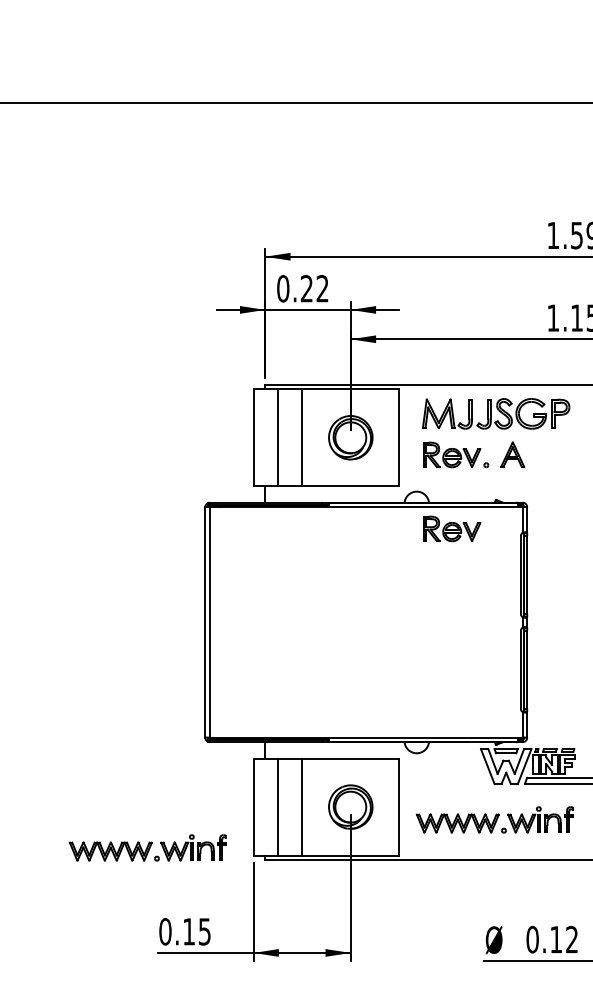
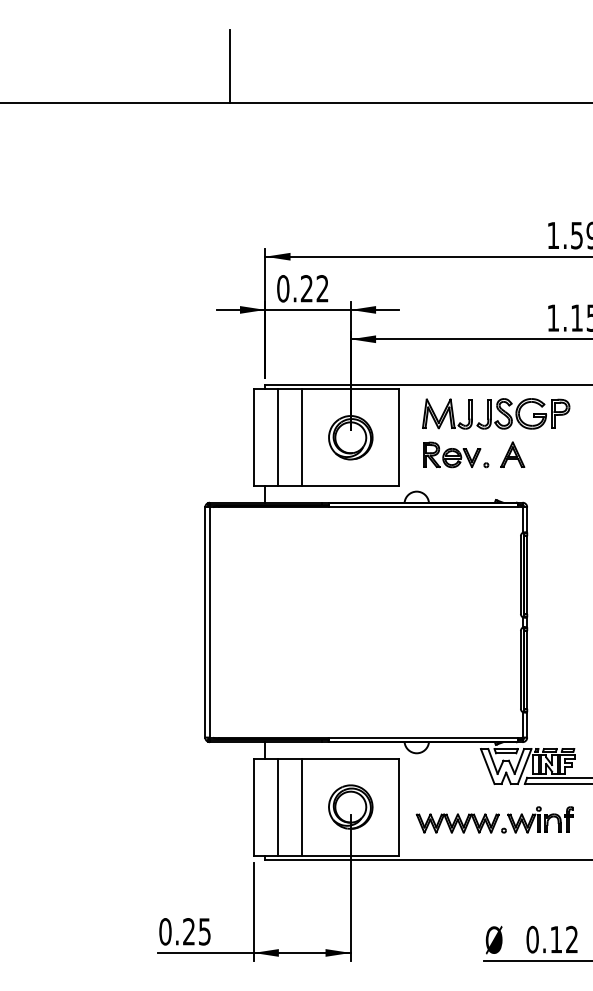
line: none -> present (230, 65)
part: present -> none (452, 528)
part: present -> none (147, 847)
text: 0.15 -> 0.25 (188, 931)
